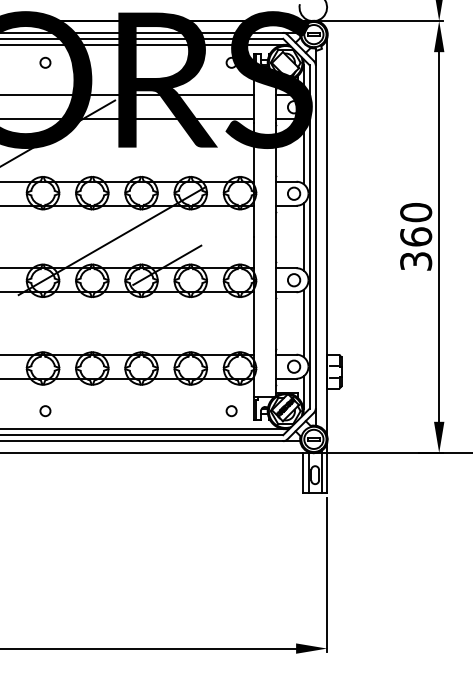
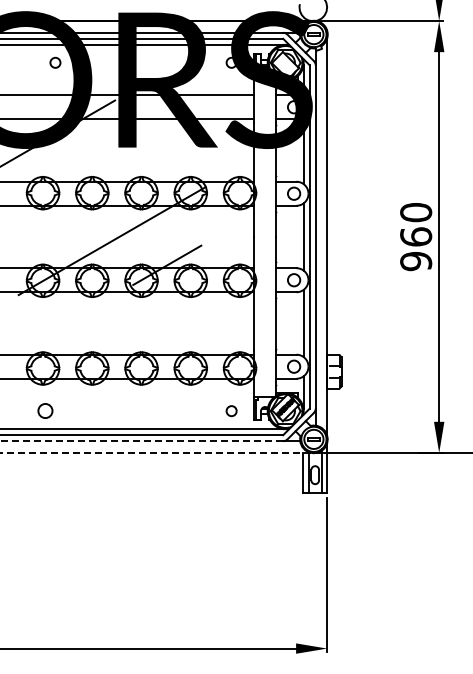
circle position: (45, 62) -> (55, 62) (55, 62)
text: 360 -> 960 (416, 261)
circle size: 13x13 px -> 17x16 px (45, 410)
line: solid -> dashed (141, 441)
line: solid -> dashed (156, 452)
